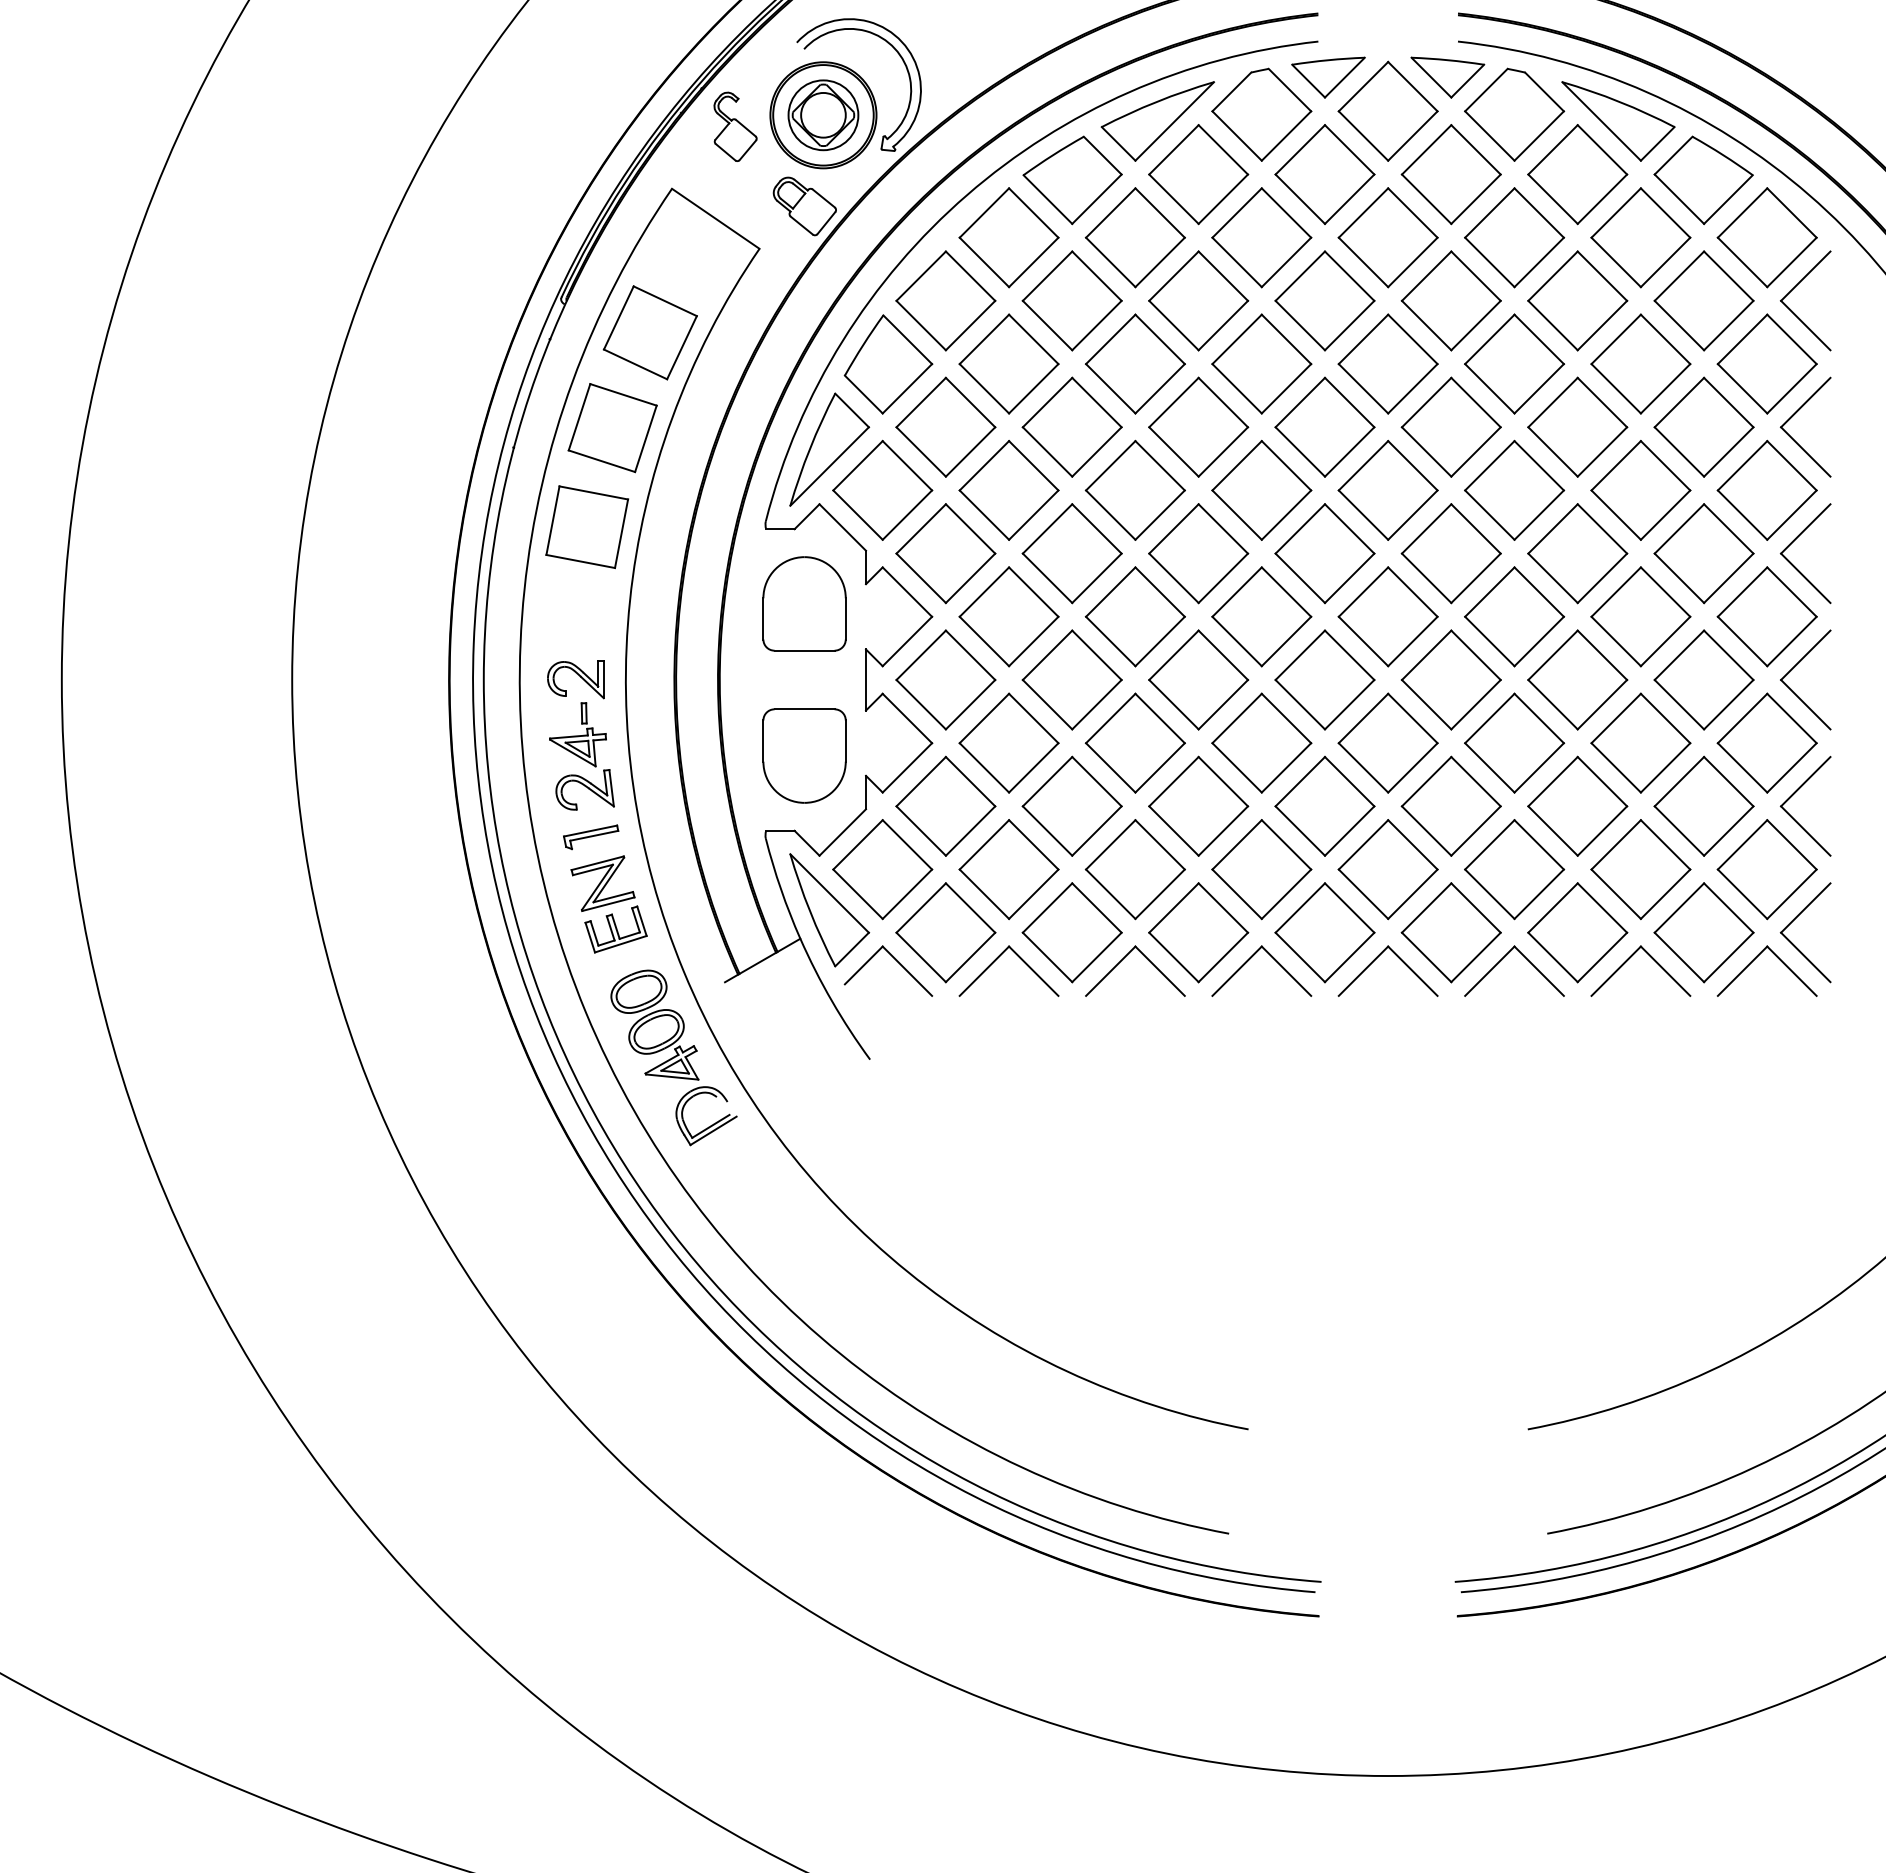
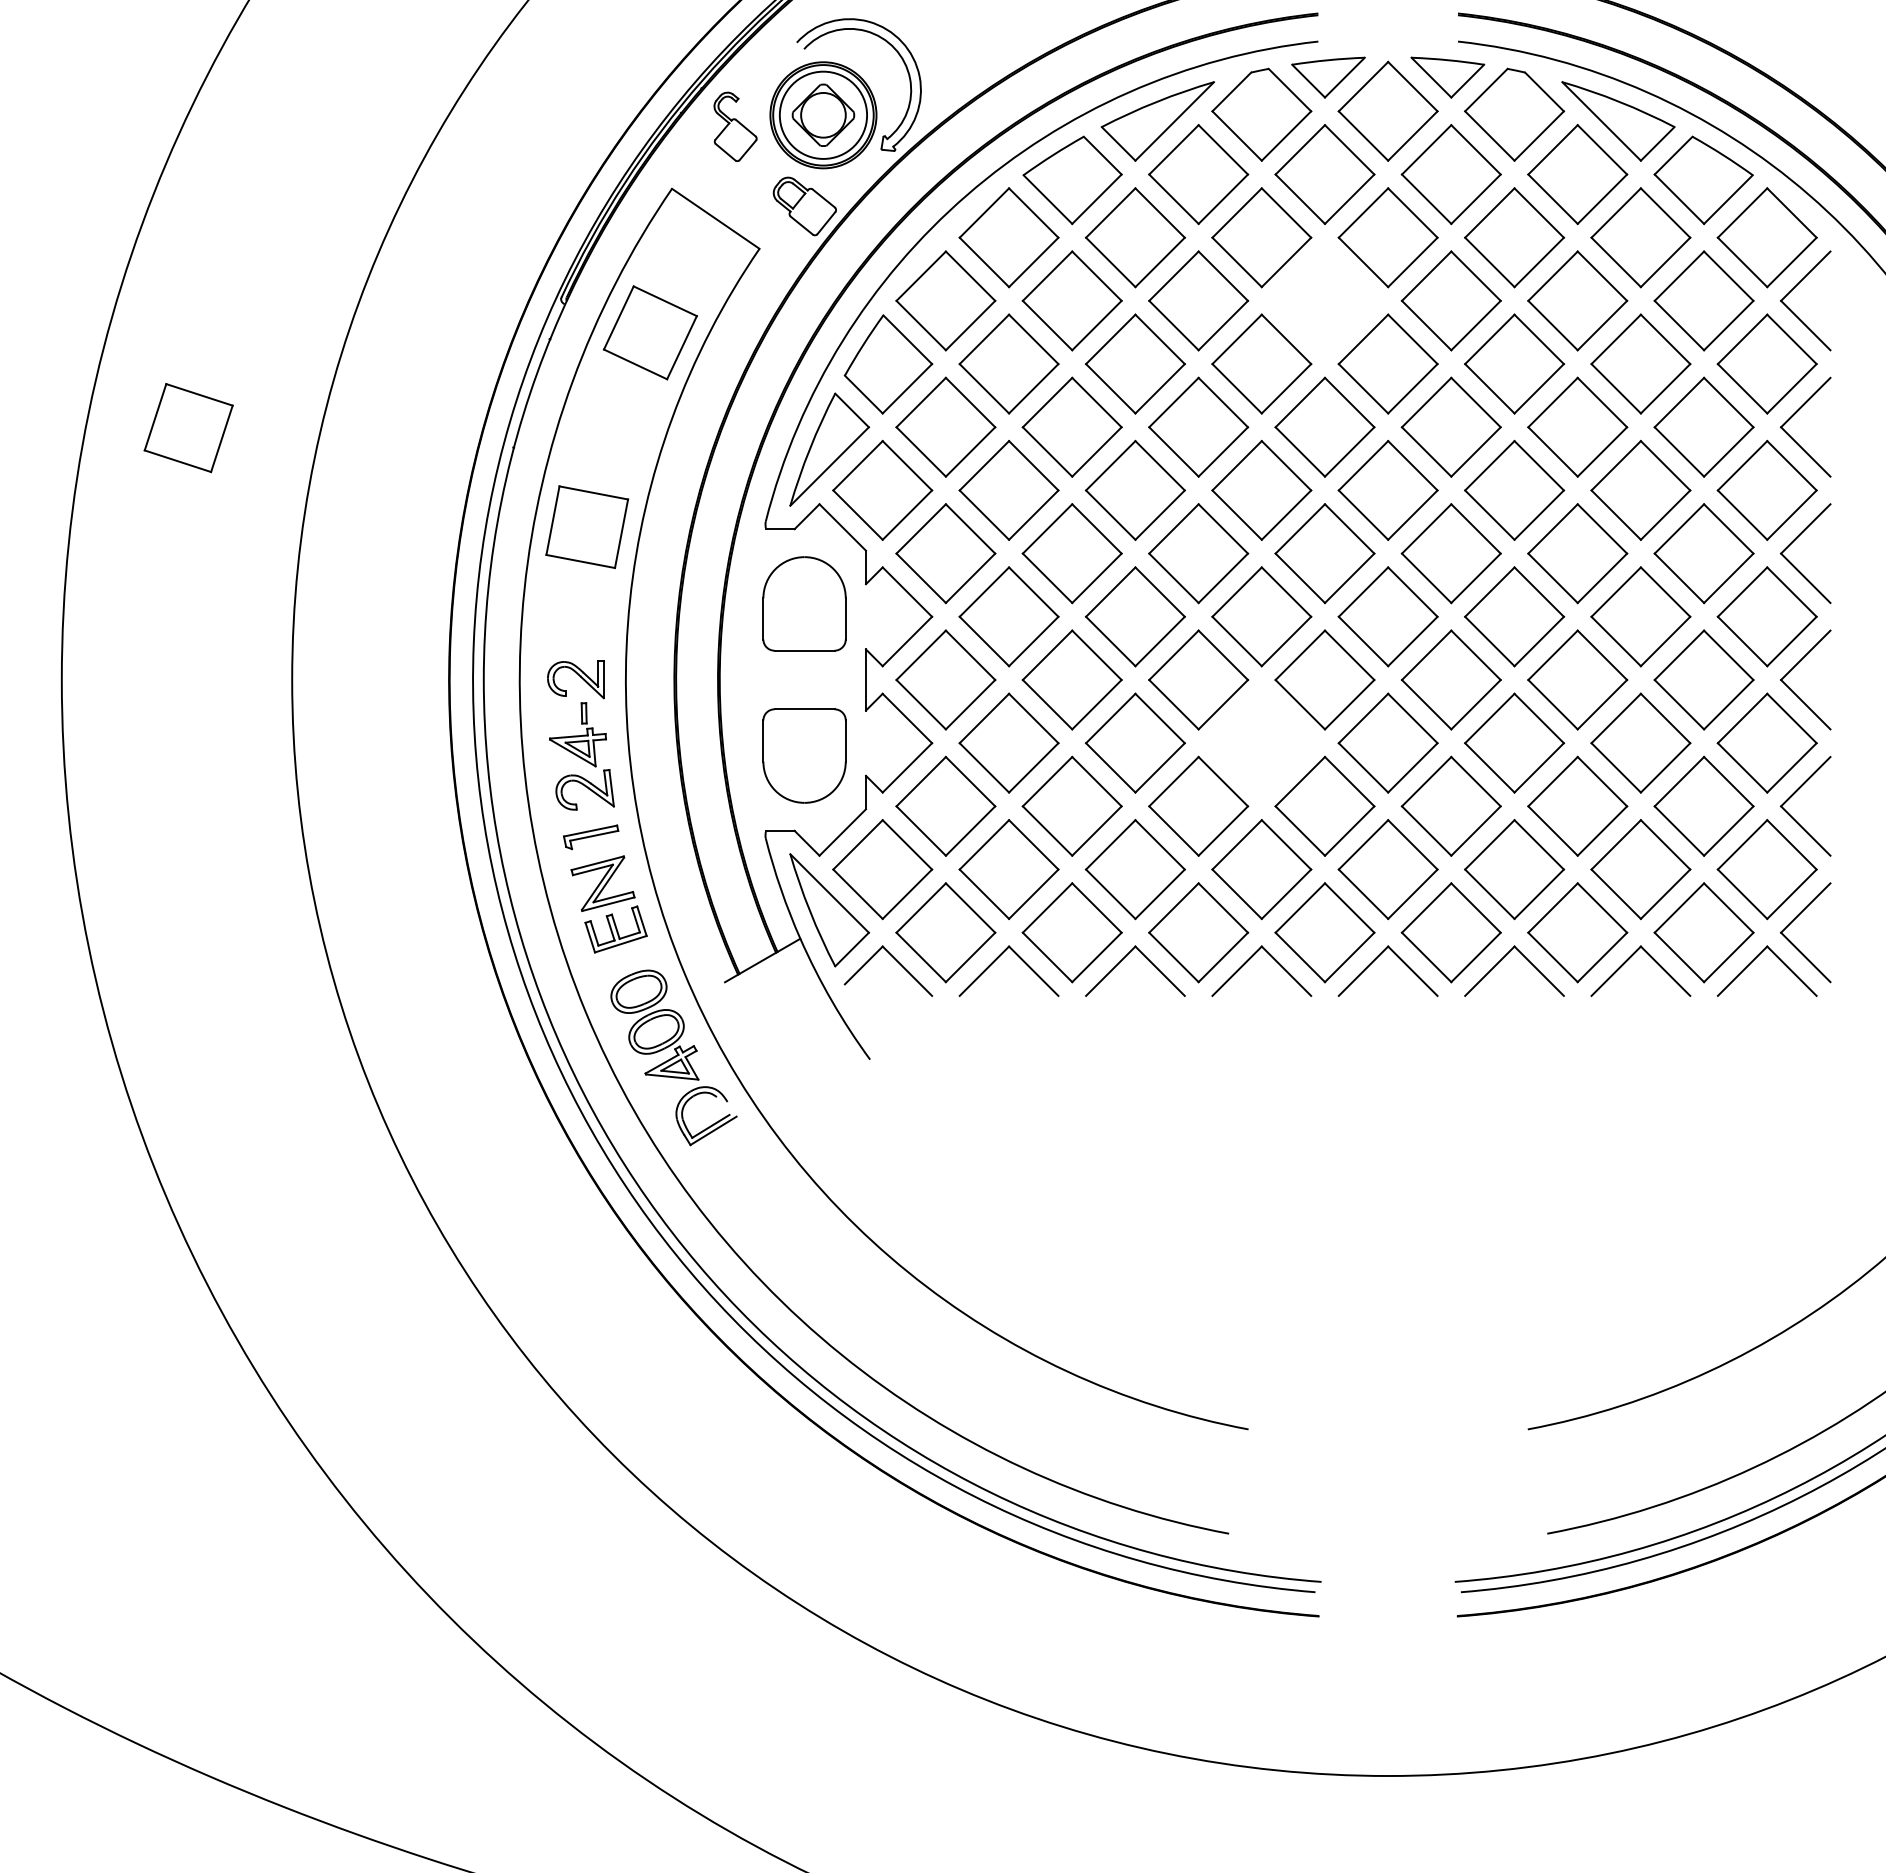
circle diameter: 70 px -> 87 px (823, 114)
part: present -> none (1324, 300)
part position: (612, 428) -> (188, 428) (188, 428)
part: present -> none (1261, 742)
